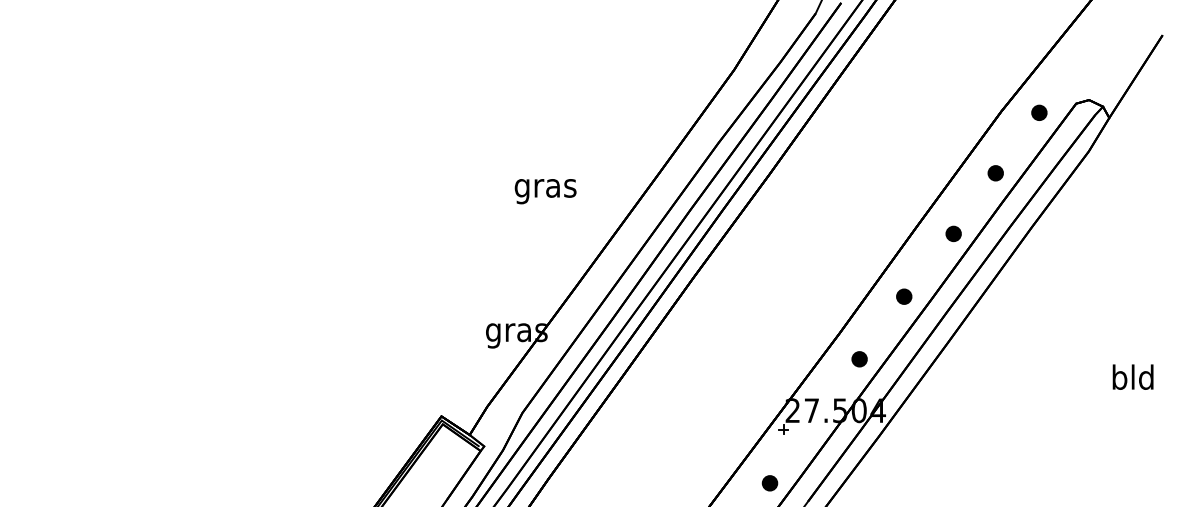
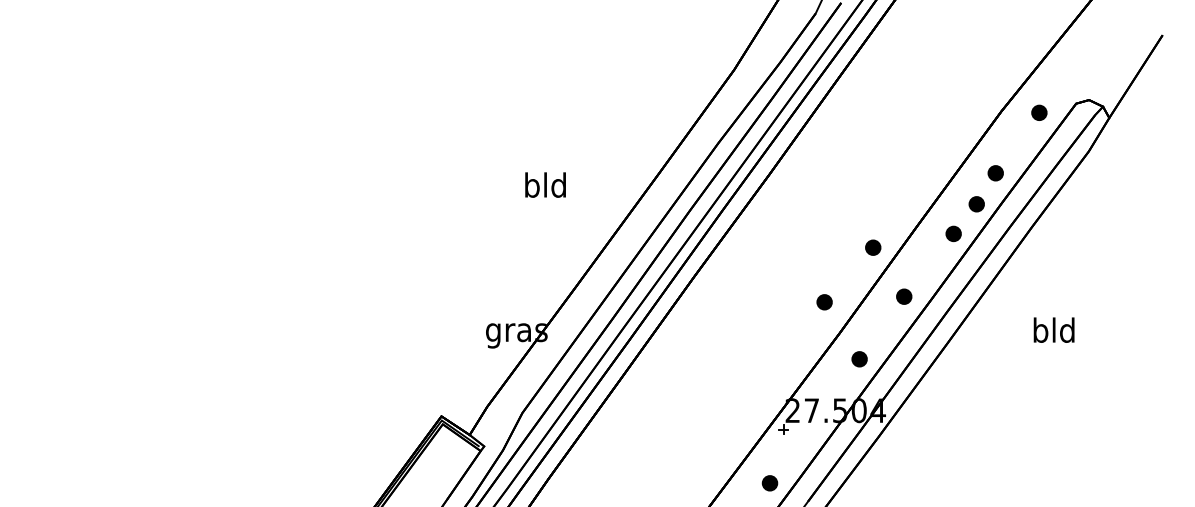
text: gras -> bld (545, 188)
part: none -> present (976, 204)
part: none -> present (873, 247)
part: none -> present (824, 302)
text position: (1132, 376) -> (1053, 329) (1053, 329)
